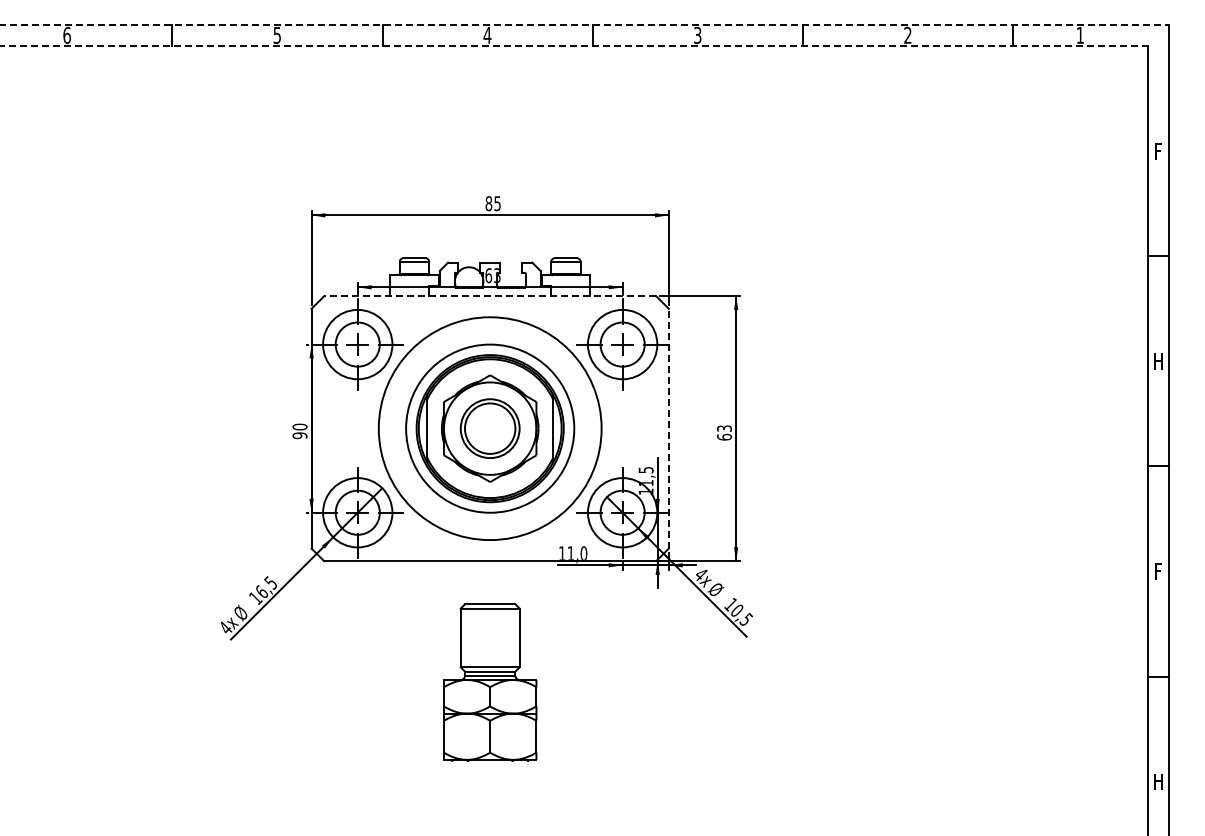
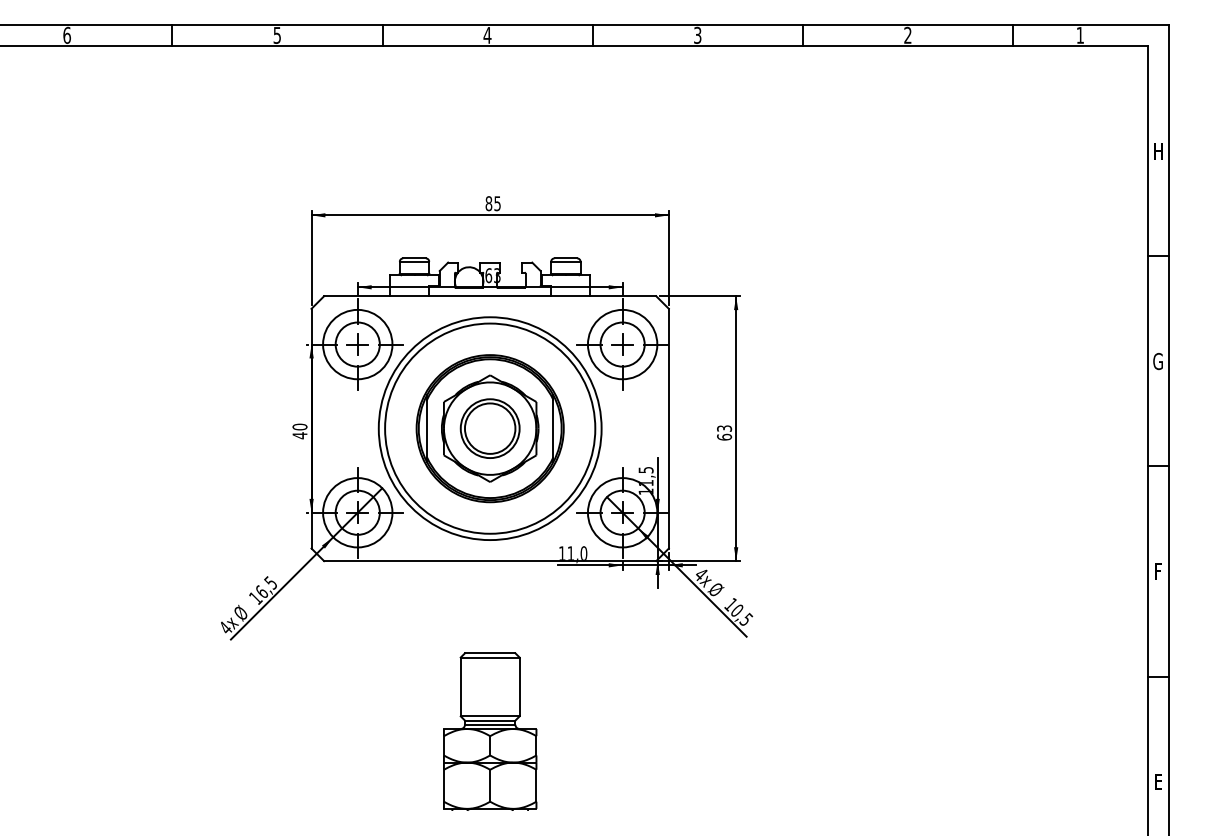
line: dashed -> solid (585, 25)
line: dashed -> solid (574, 46)
text: F -> H (1158, 151)
line: dashed -> solid (489, 296)
text: H -> G (1157, 361)
circle diameter: 168 px -> 210 px (490, 428)
line: dashed -> solid (668, 428)
text: 90 -> 40 (299, 435)
part position: (490, 682) -> (490, 731) (490, 731)
text: H -> E (1158, 781)
